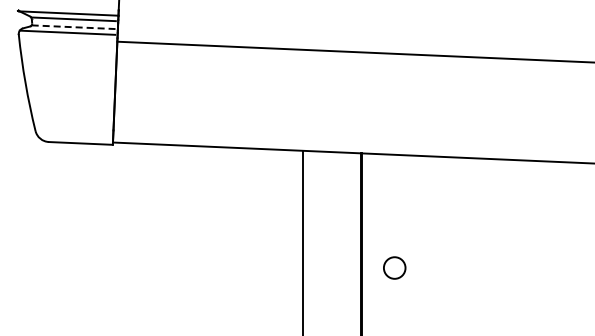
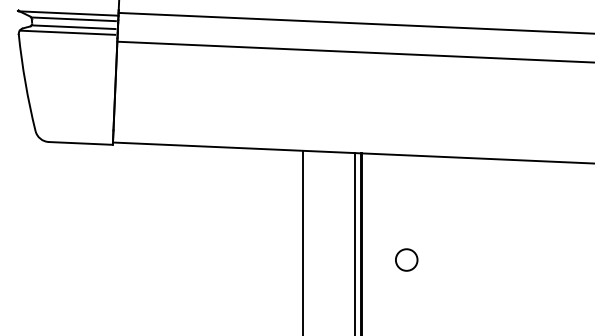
line: none -> present (354, 22)
line: dashed -> solid (73, 27)
line: none -> present (354, 242)
circle position: (394, 267) -> (406, 259) (406, 259)
